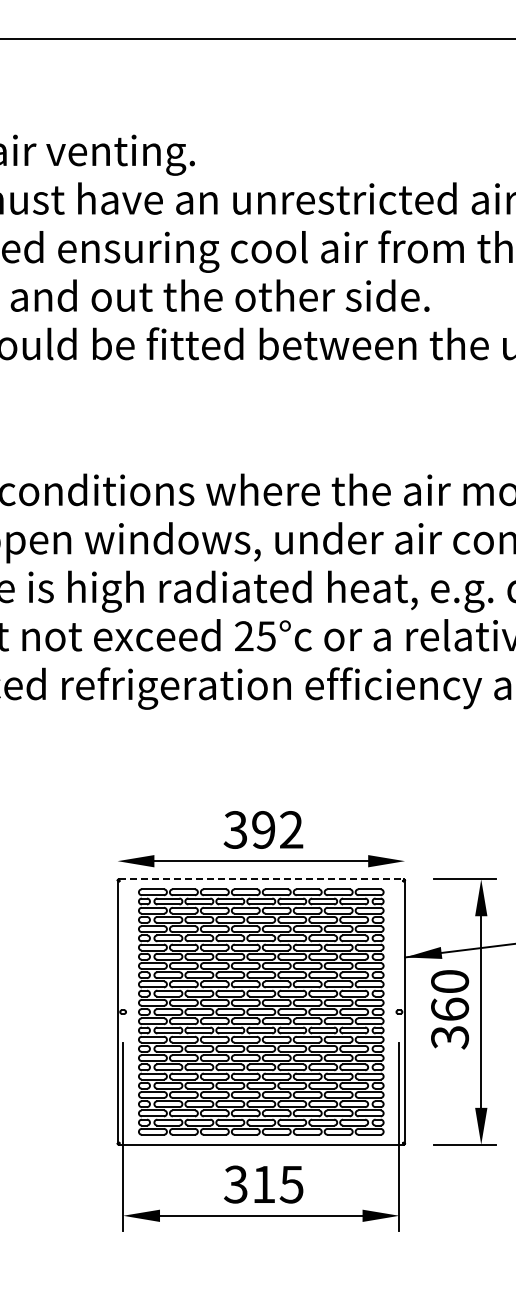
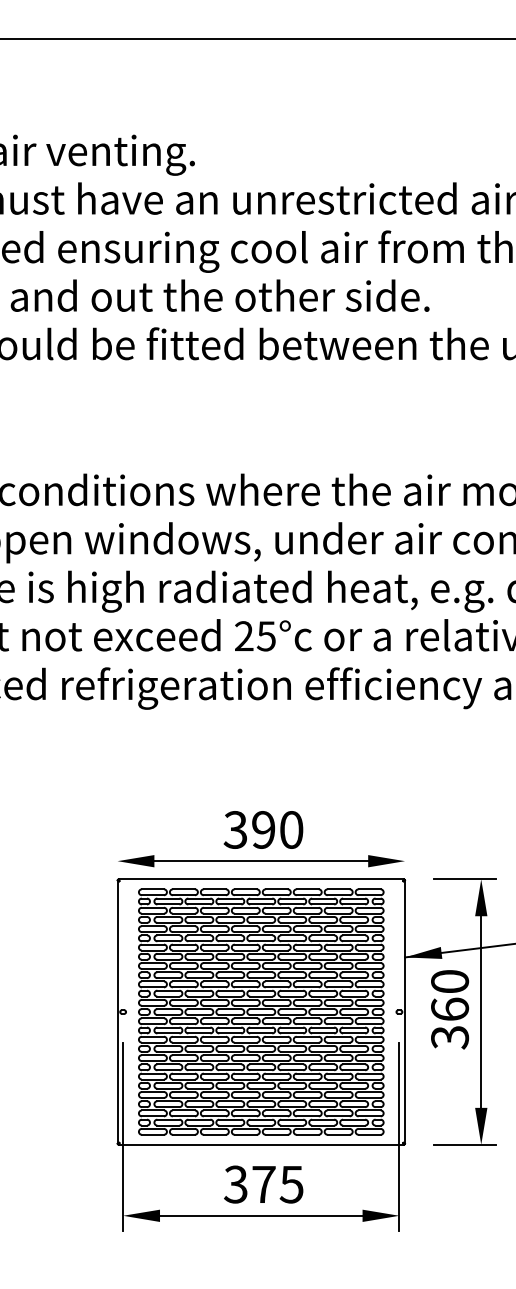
text: 392 -> 390 (291, 829)
line: dashed -> solid (261, 879)
text: 315 -> 375 (263, 1184)
